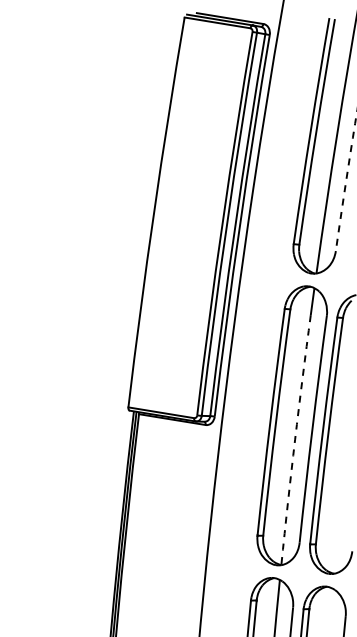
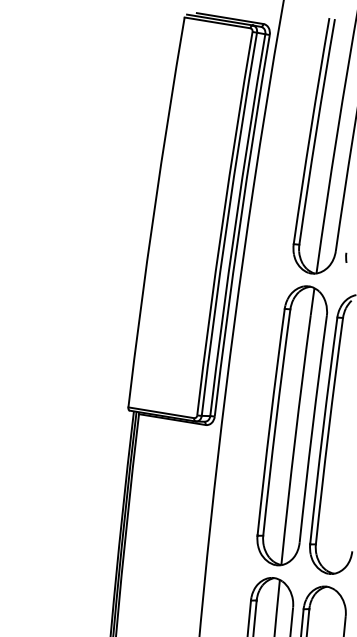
arc: dashed -> solid (346, 181)
curve: none -> present (346, 257)
arc: dashed -> solid (295, 439)
